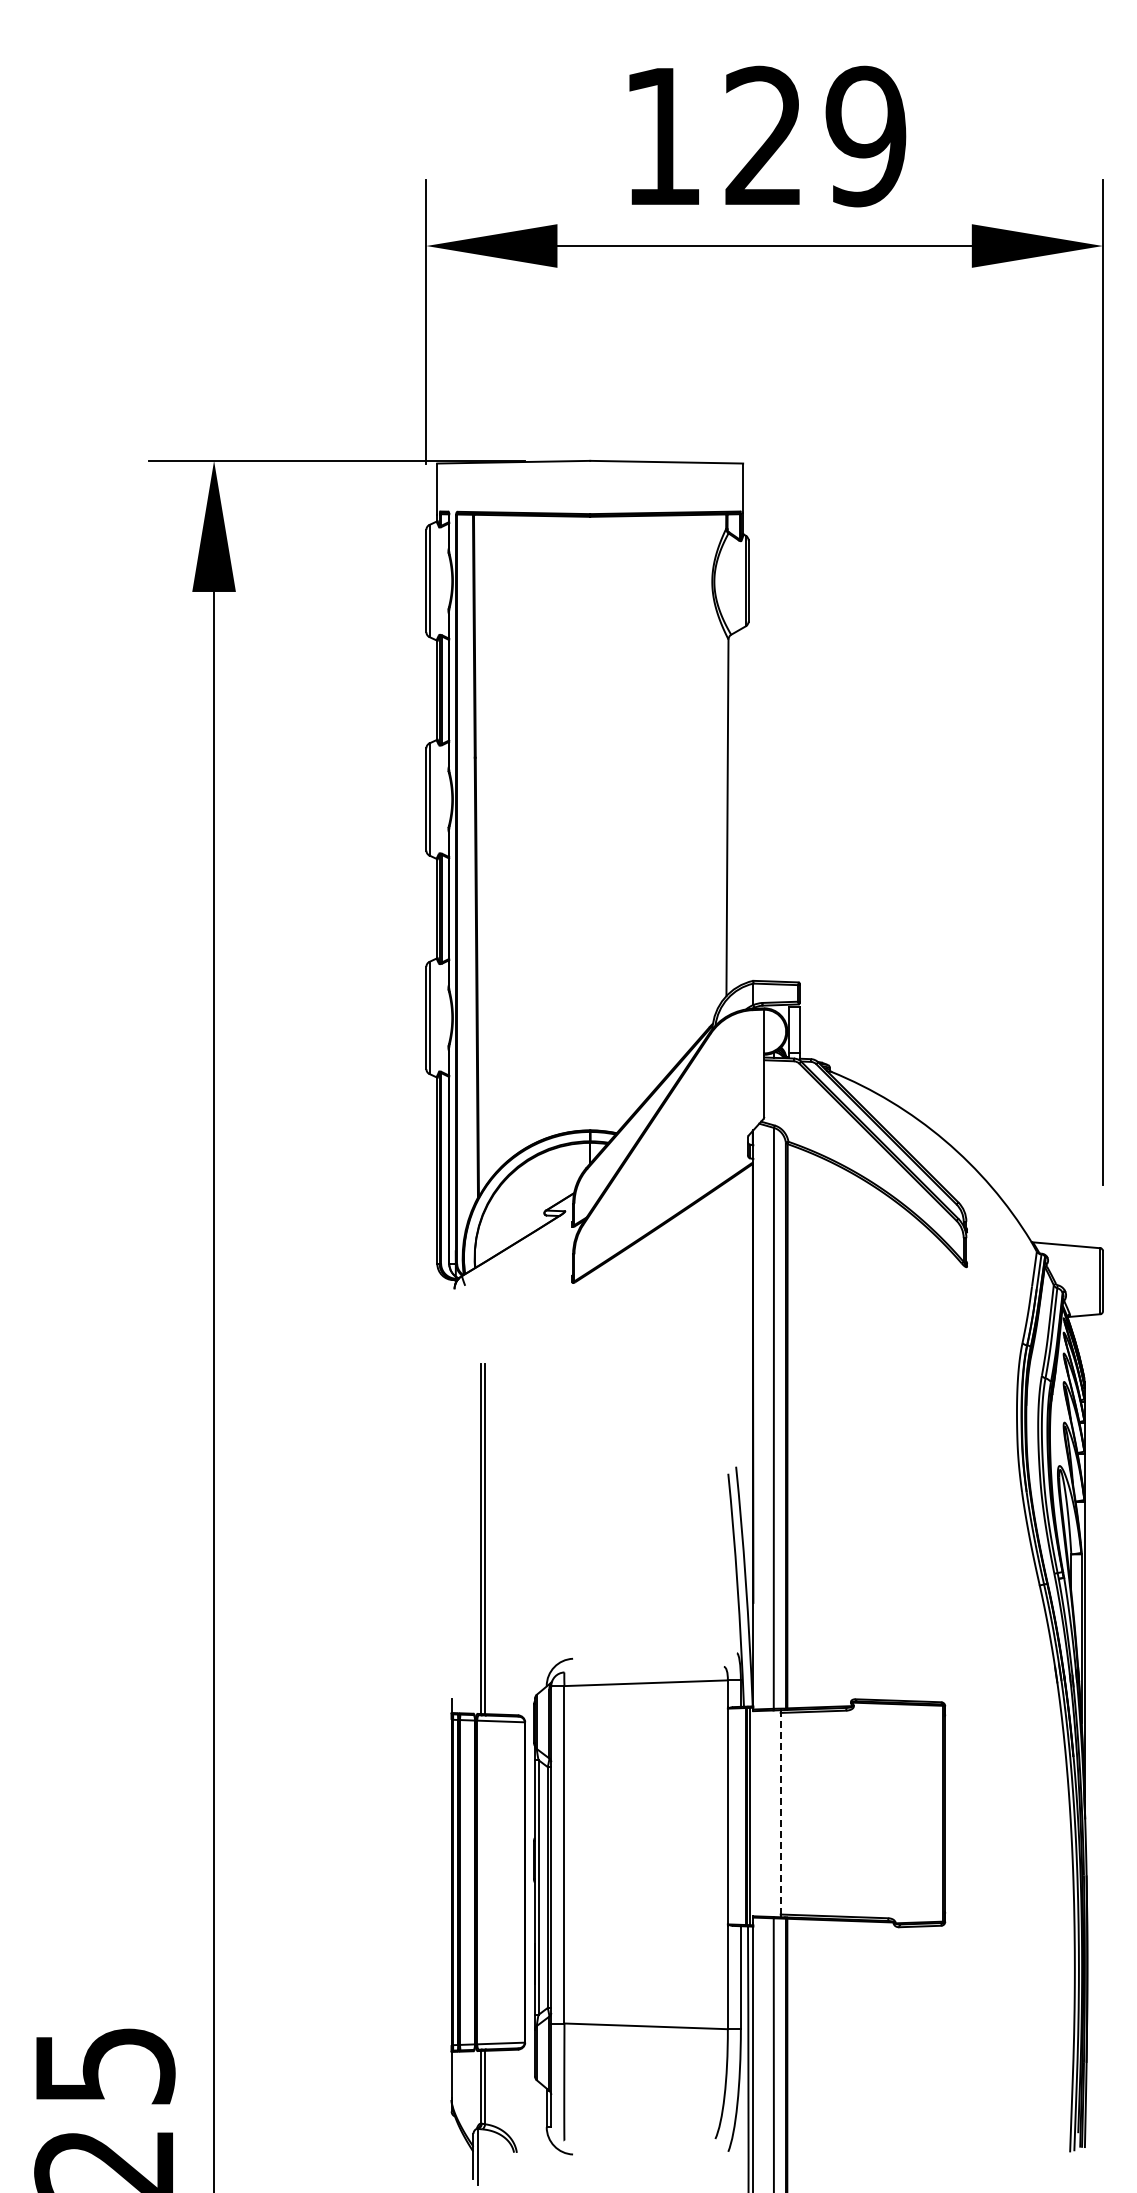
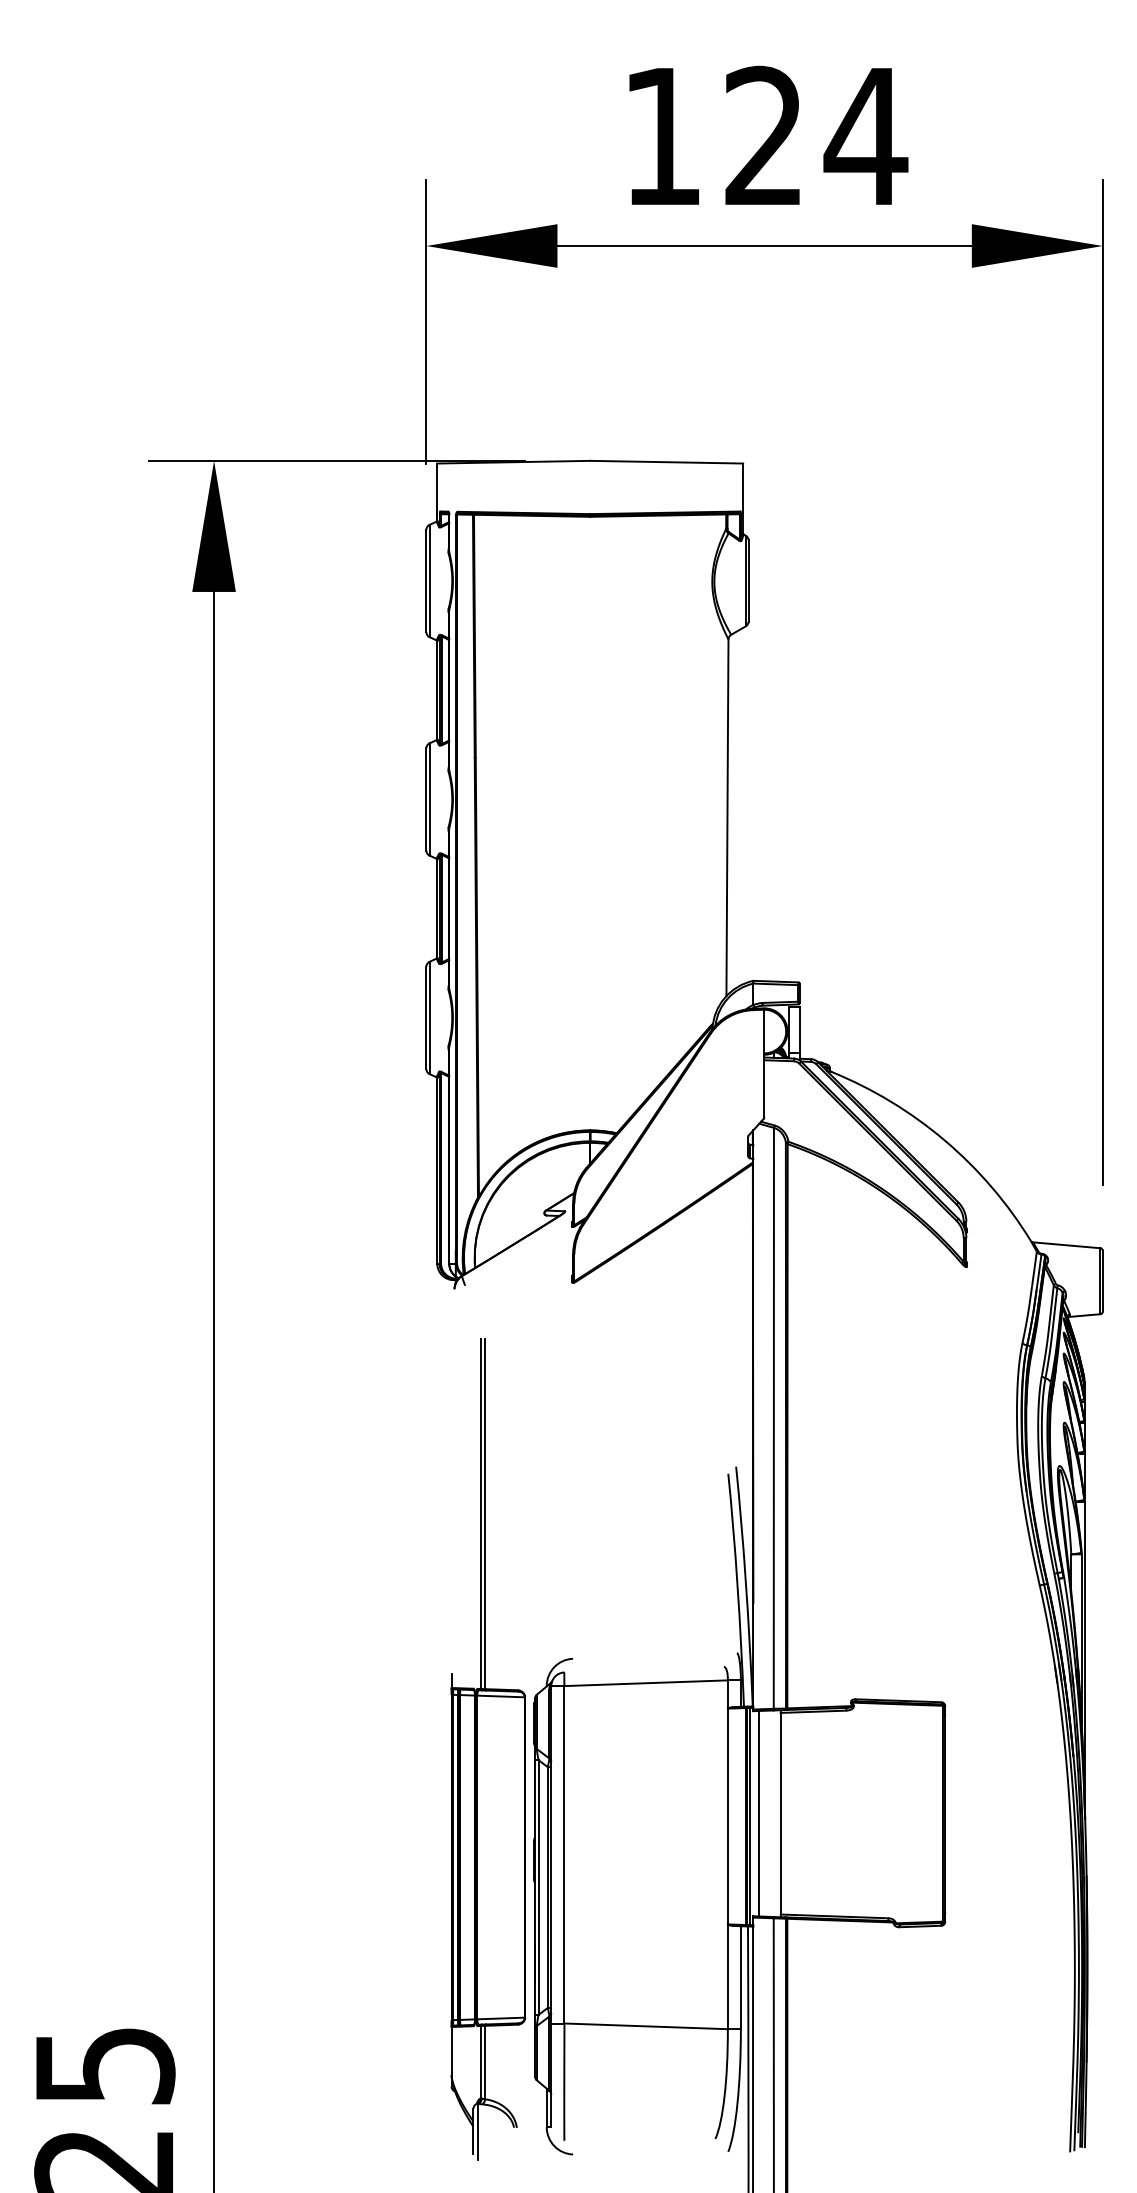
text: 129 -> 124 (865, 136)
part position: (488, 1774) -> (488, 1749) (488, 1749)
line: none -> present (758, 1813)
line: dashed -> solid (780, 1813)
